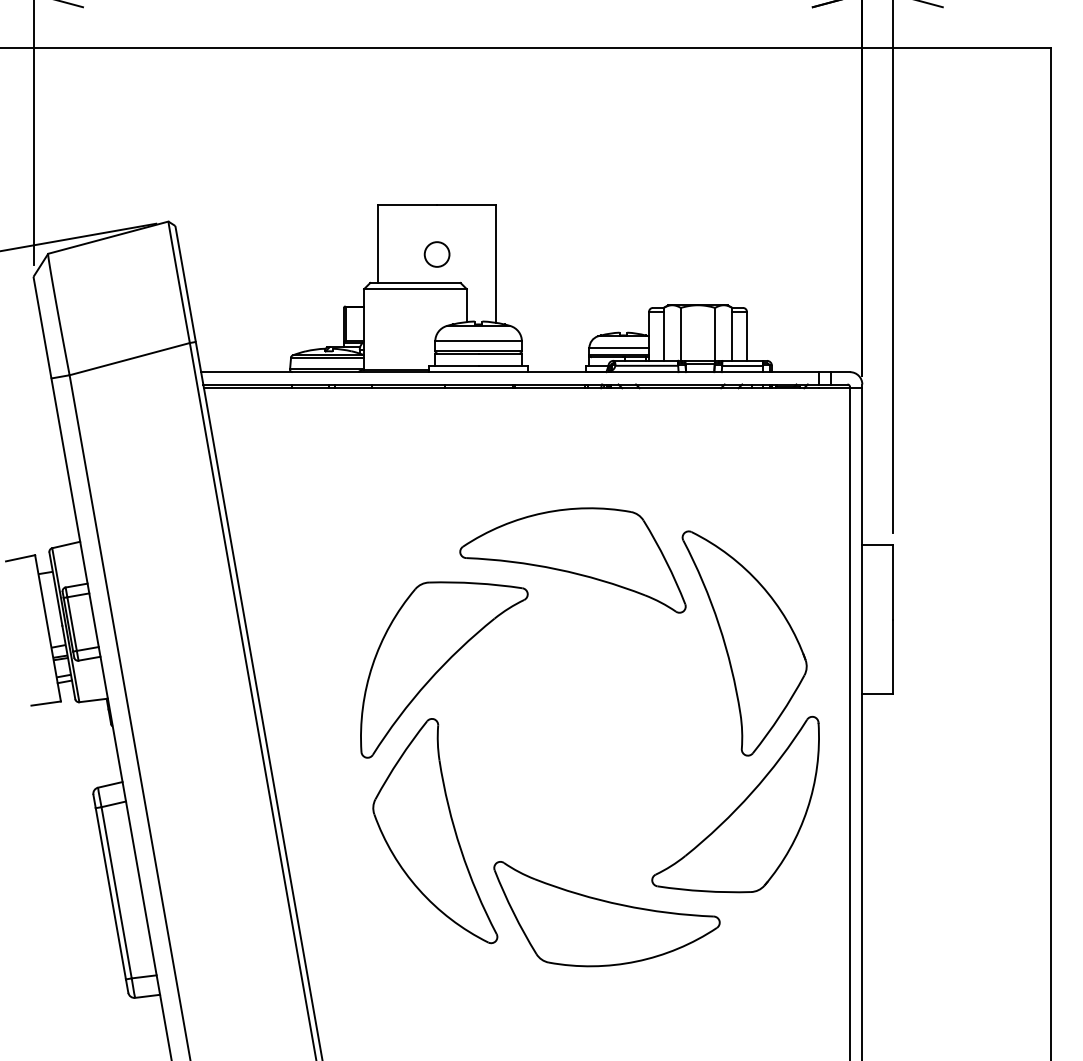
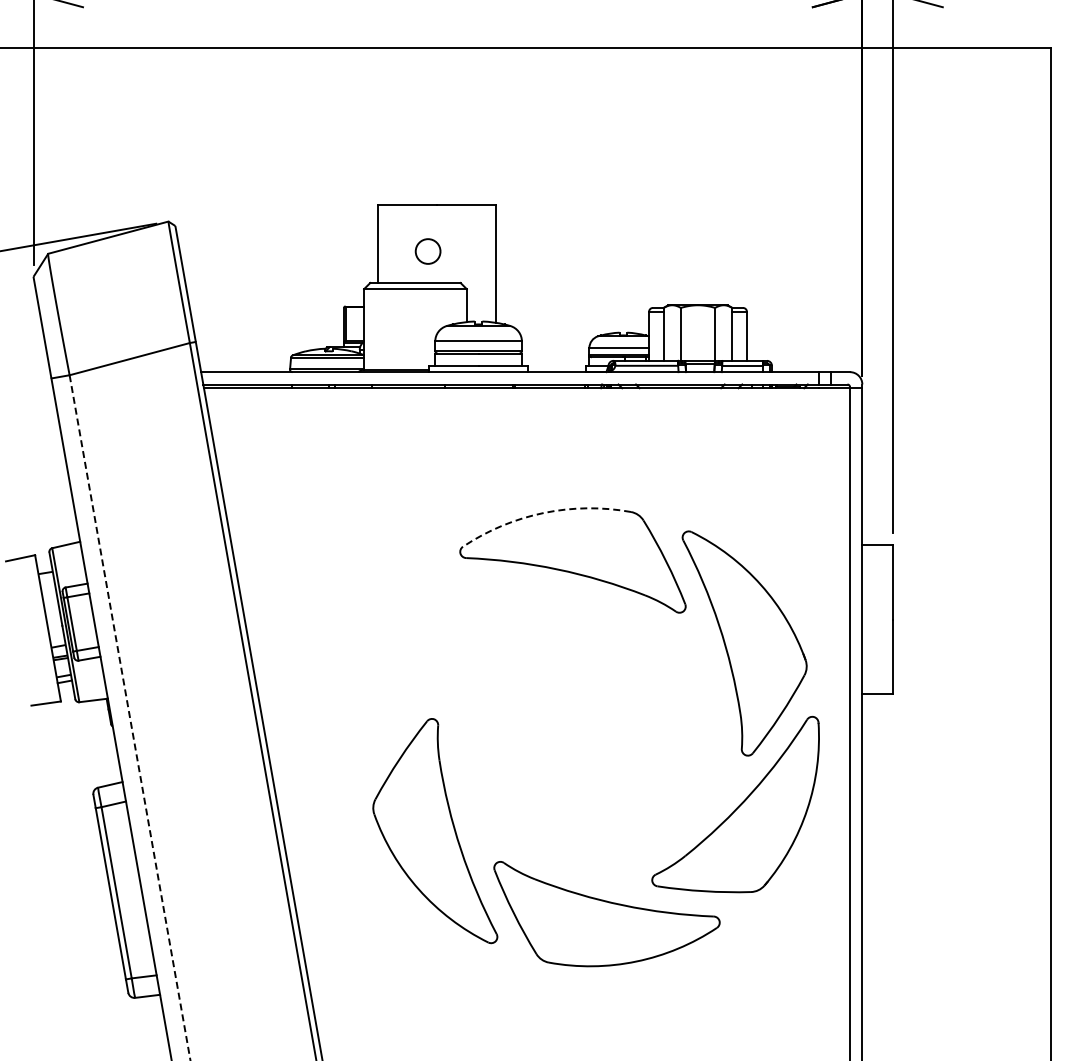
circle position: (436, 254) -> (427, 251) (427, 251)
arc: solid -> dashed (543, 513)
part: present -> none (444, 669)
line: solid -> dashed (130, 717)
